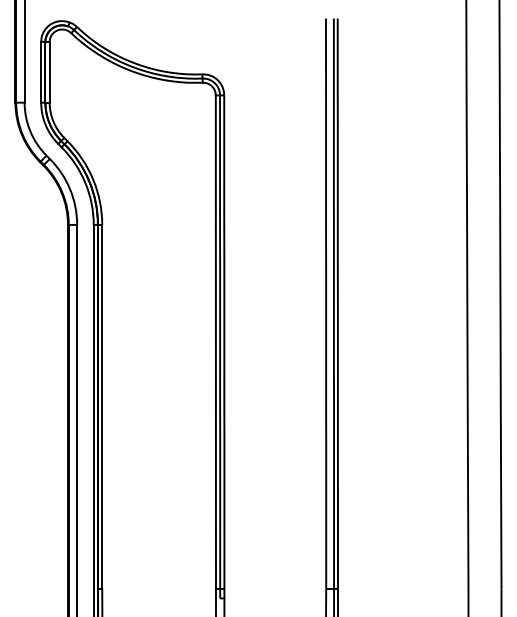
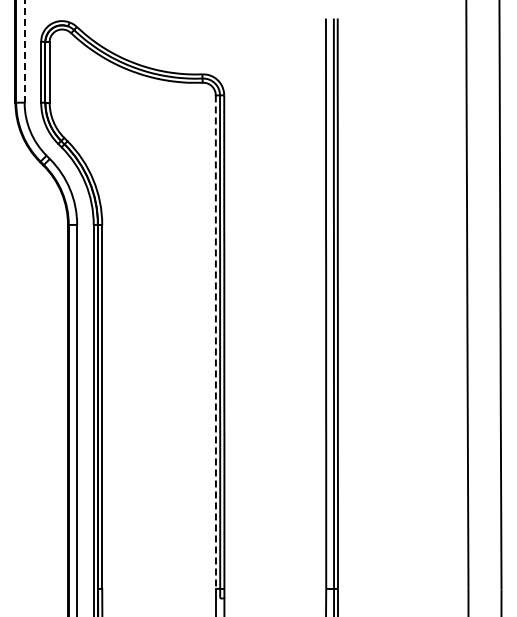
line: solid -> dashed (24, 51)
line: solid -> dashed (215, 342)
